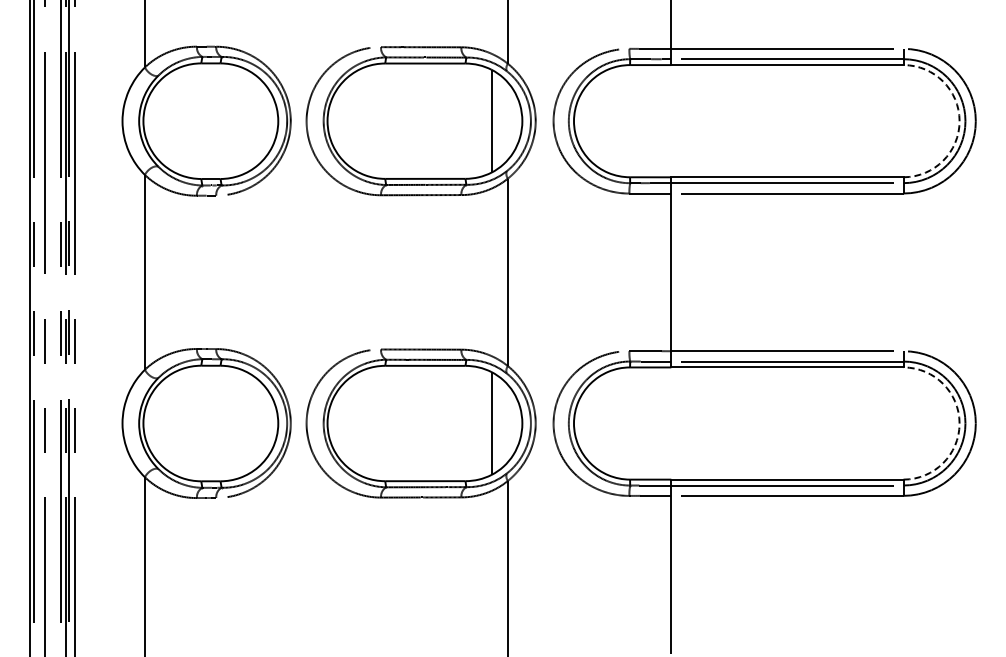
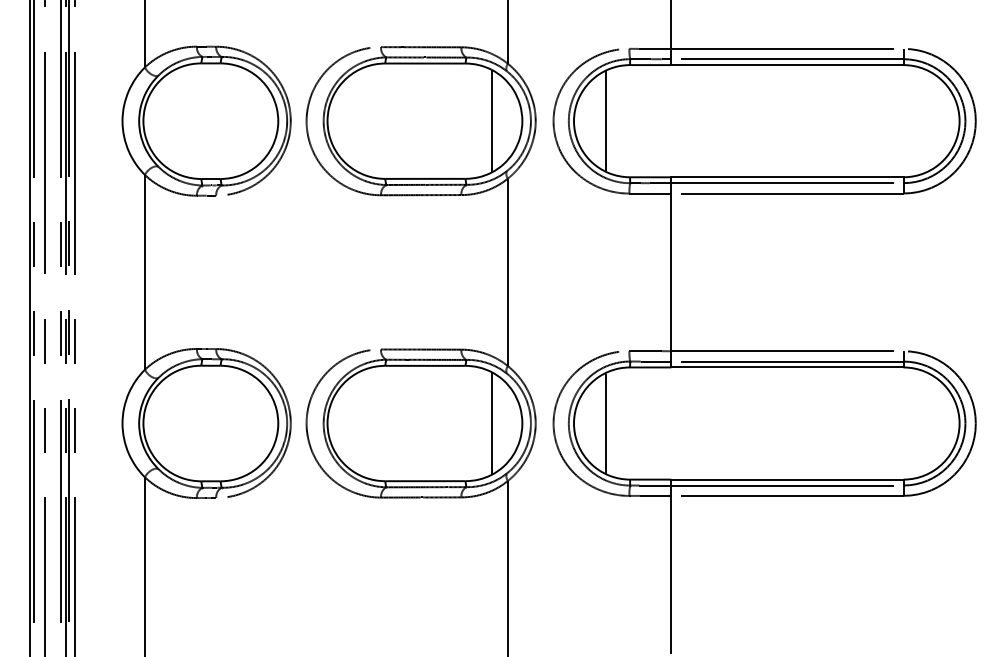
line: none -> present (606, 121)
arc: dashed -> solid (959, 121)
line: none -> present (606, 423)
arc: dashed -> solid (959, 423)
